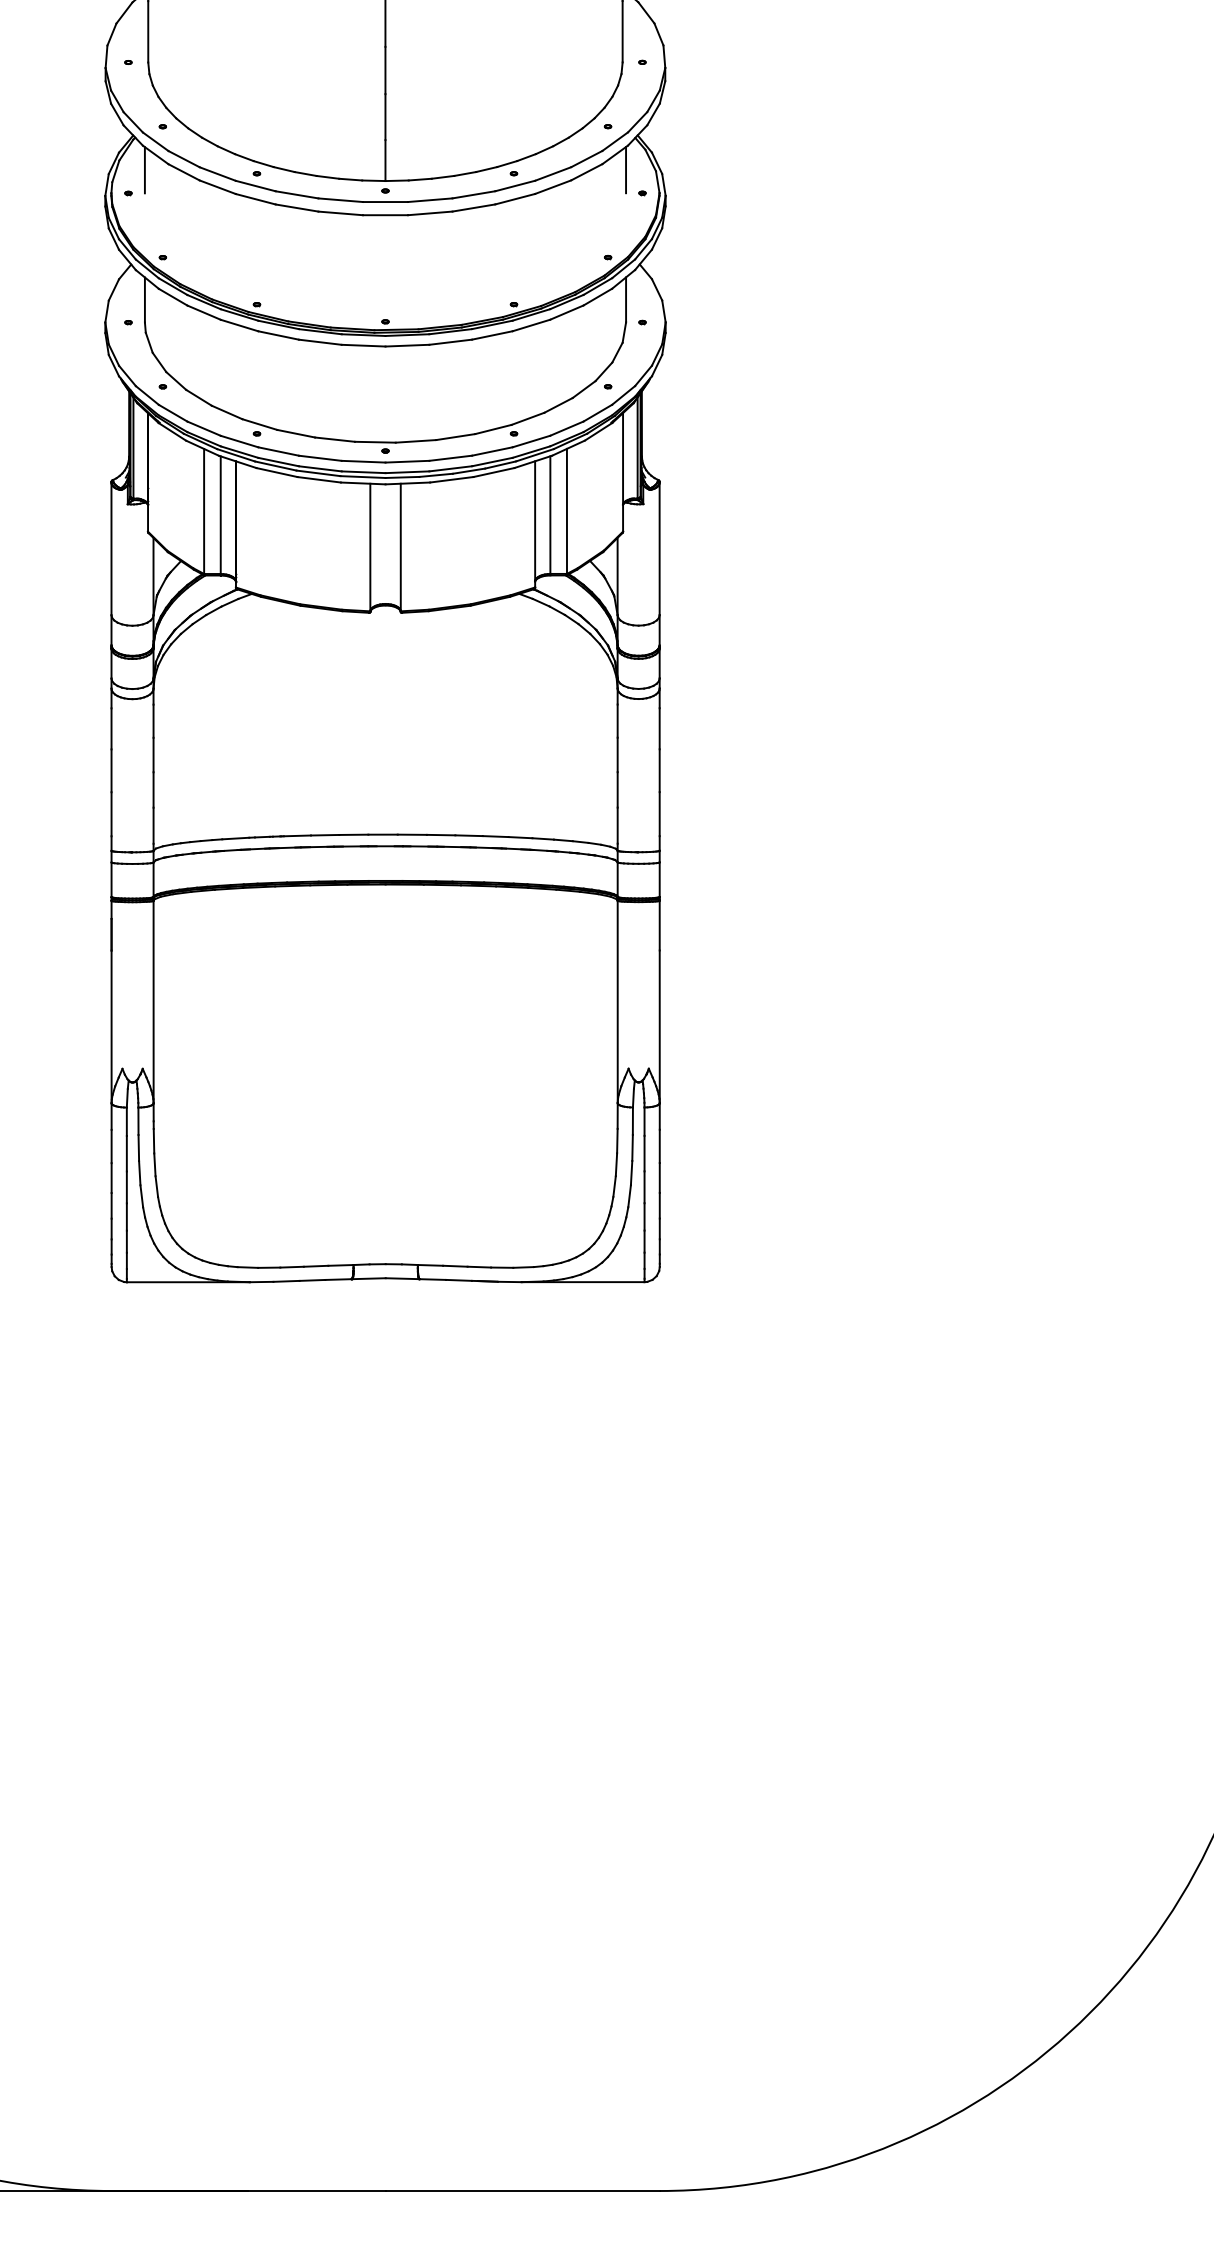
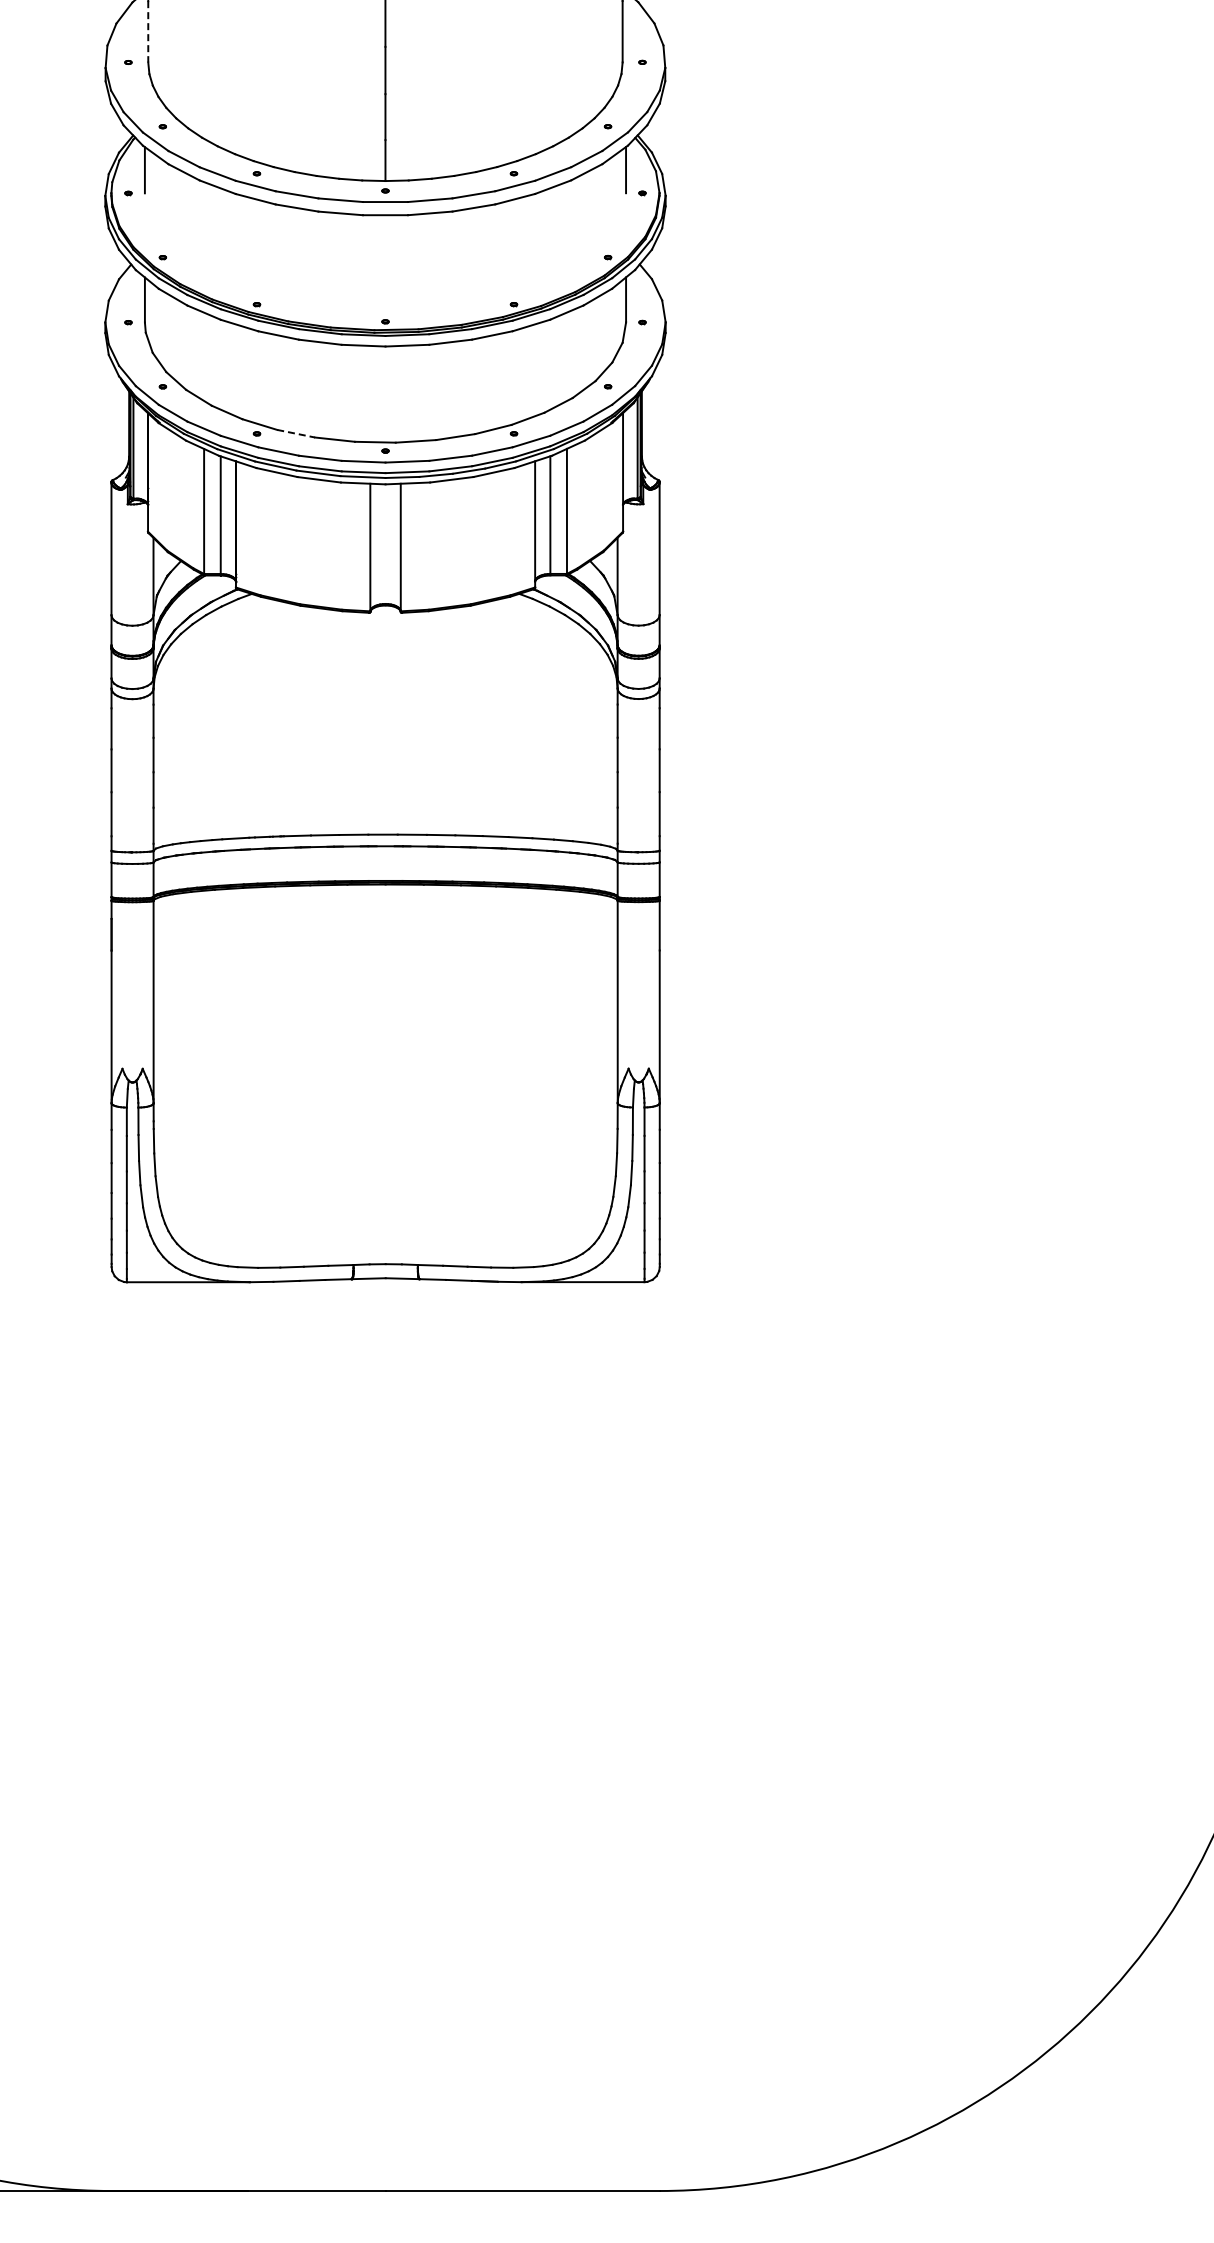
line: solid -> dashed (148, 31)
line: solid -> dashed (296, 433)
